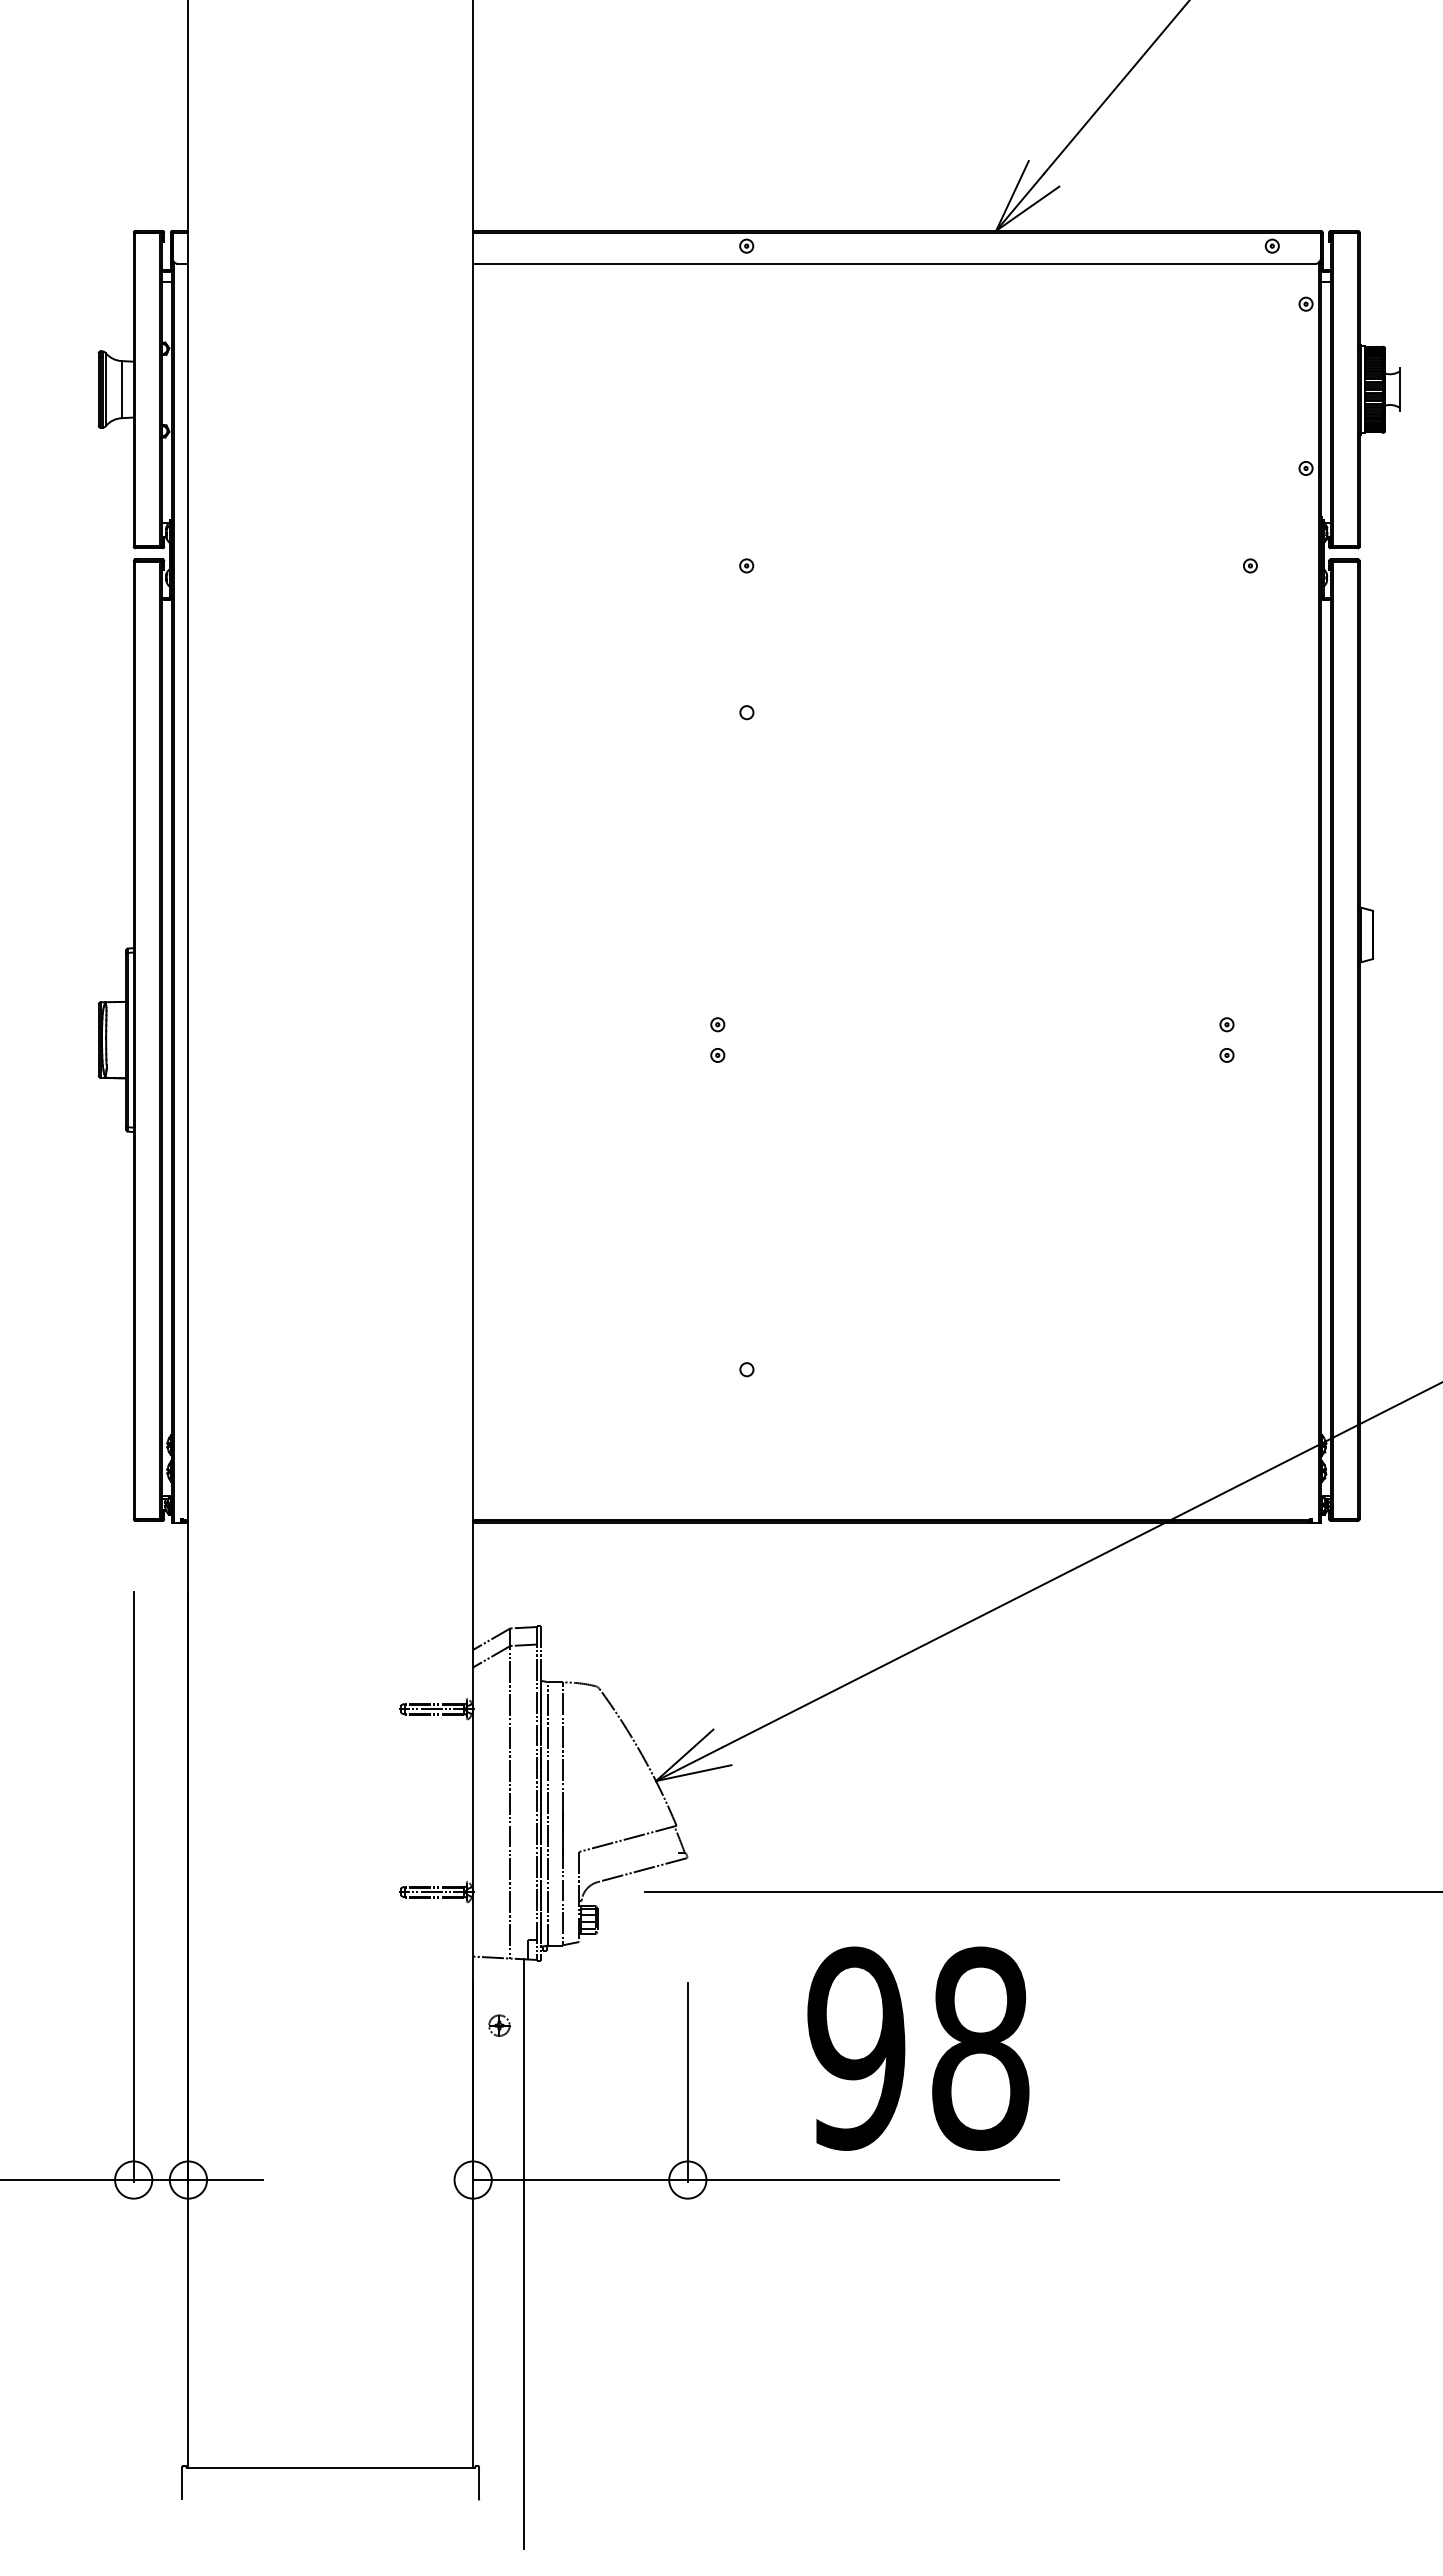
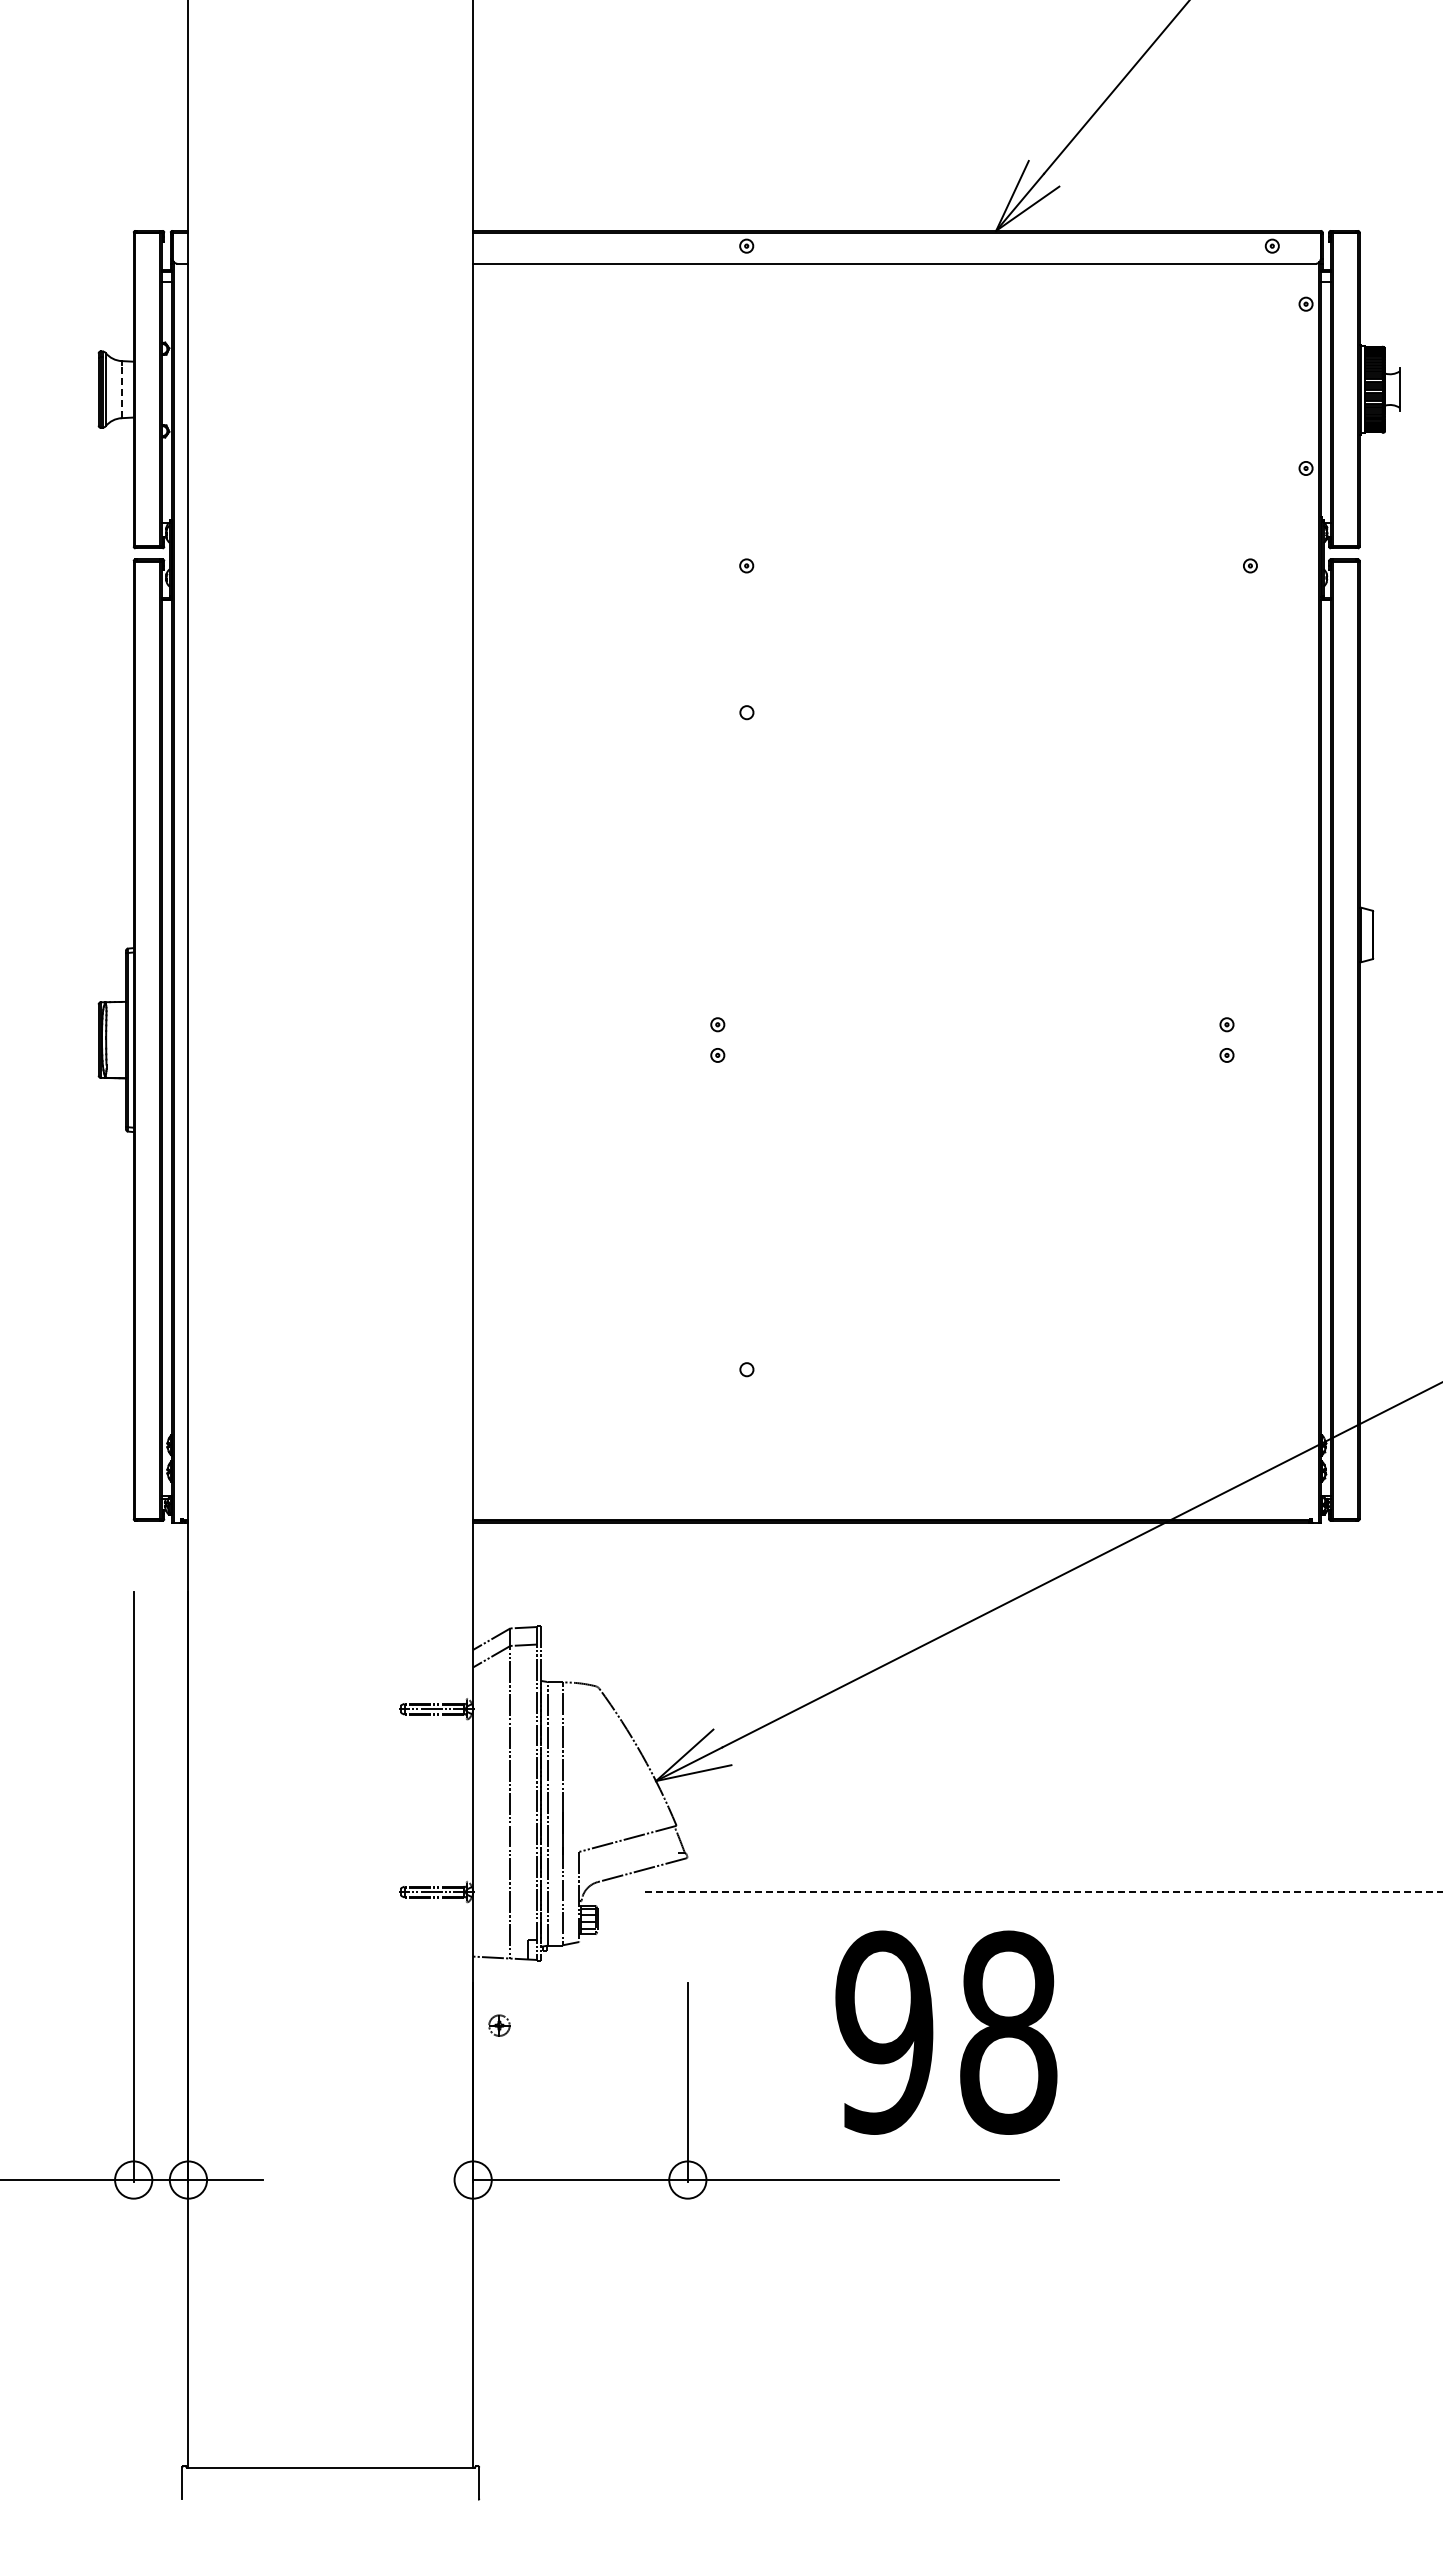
line: solid -> dashed (121, 391)
line: solid -> dashed (1043, 1892)
text position: (918, 2048) -> (946, 2032) (946, 2032)
line: present -> none (524, 2254)
